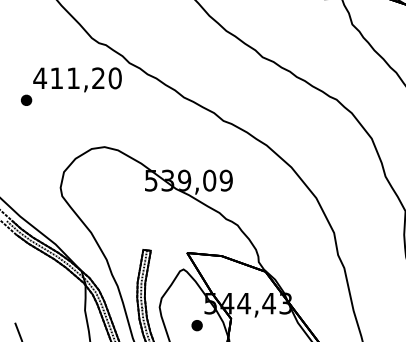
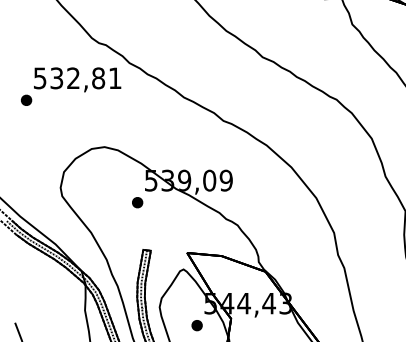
text: 411,20 -> 532,81 (77, 78)
part: none -> present (137, 202)
